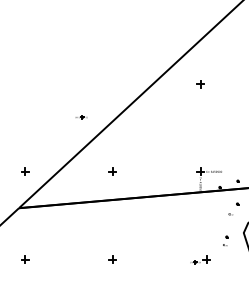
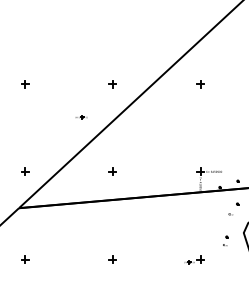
part: none -> present (25, 84)
part: none -> present (112, 84)
part position: (200, 259) -> (194, 259) (194, 259)
